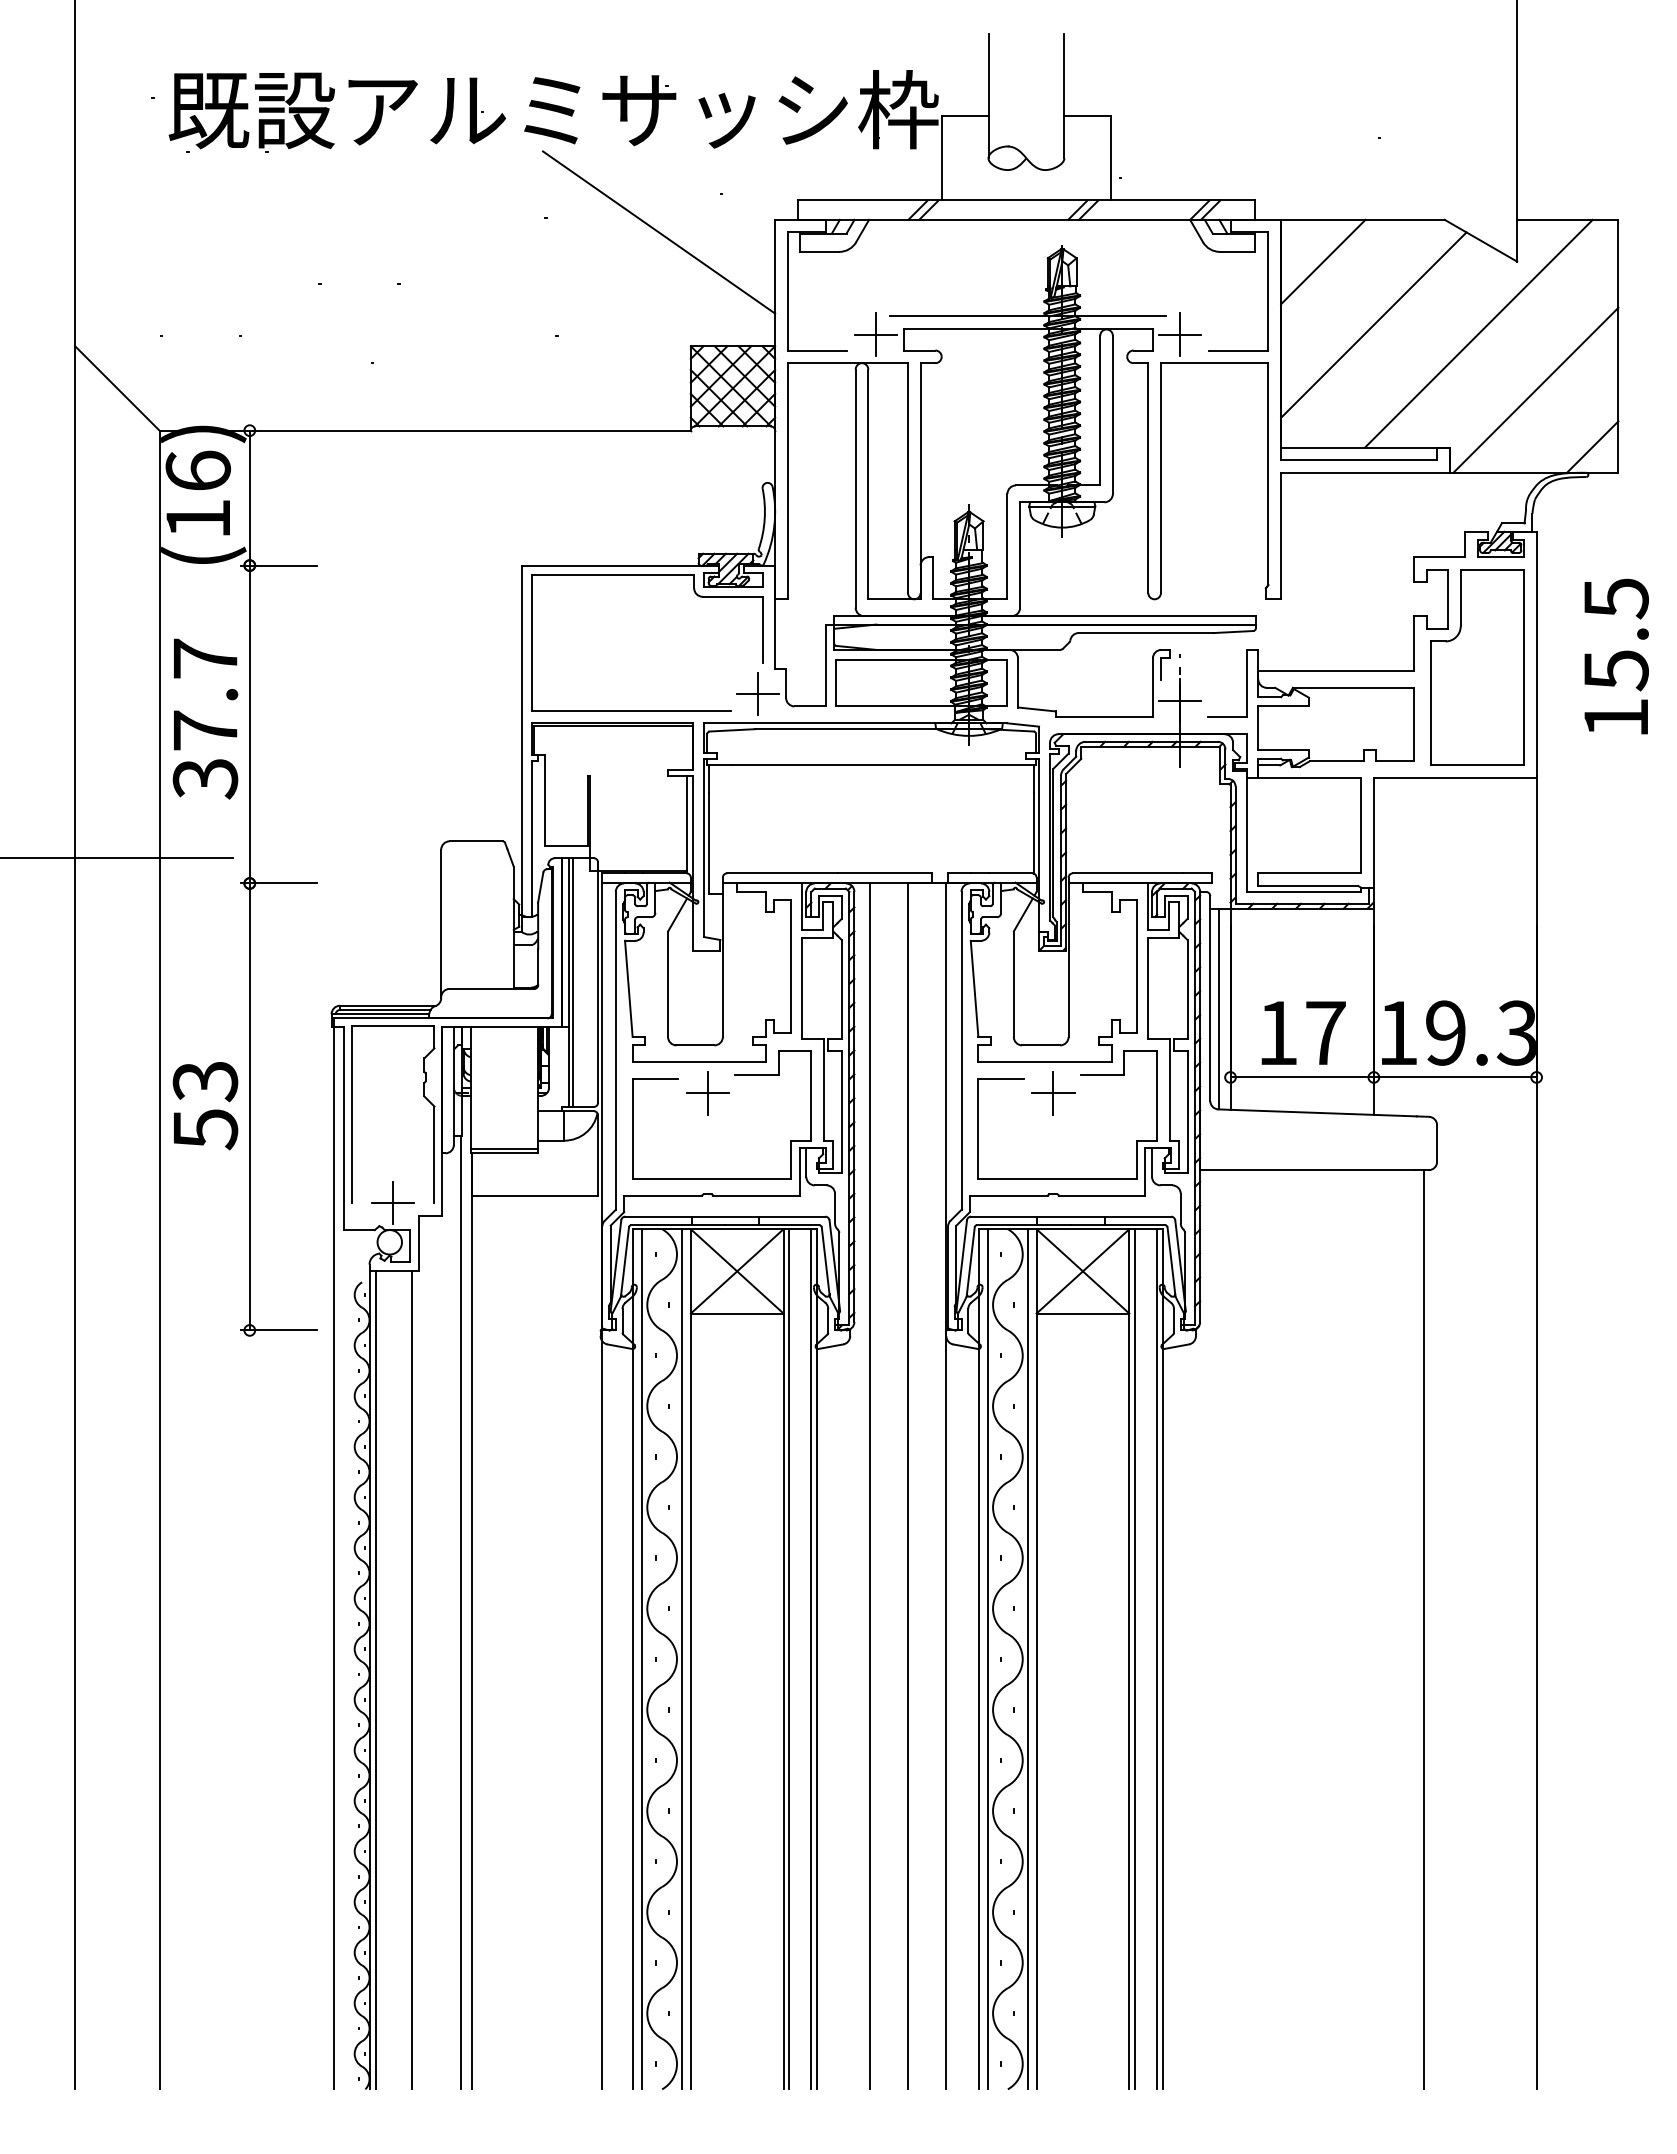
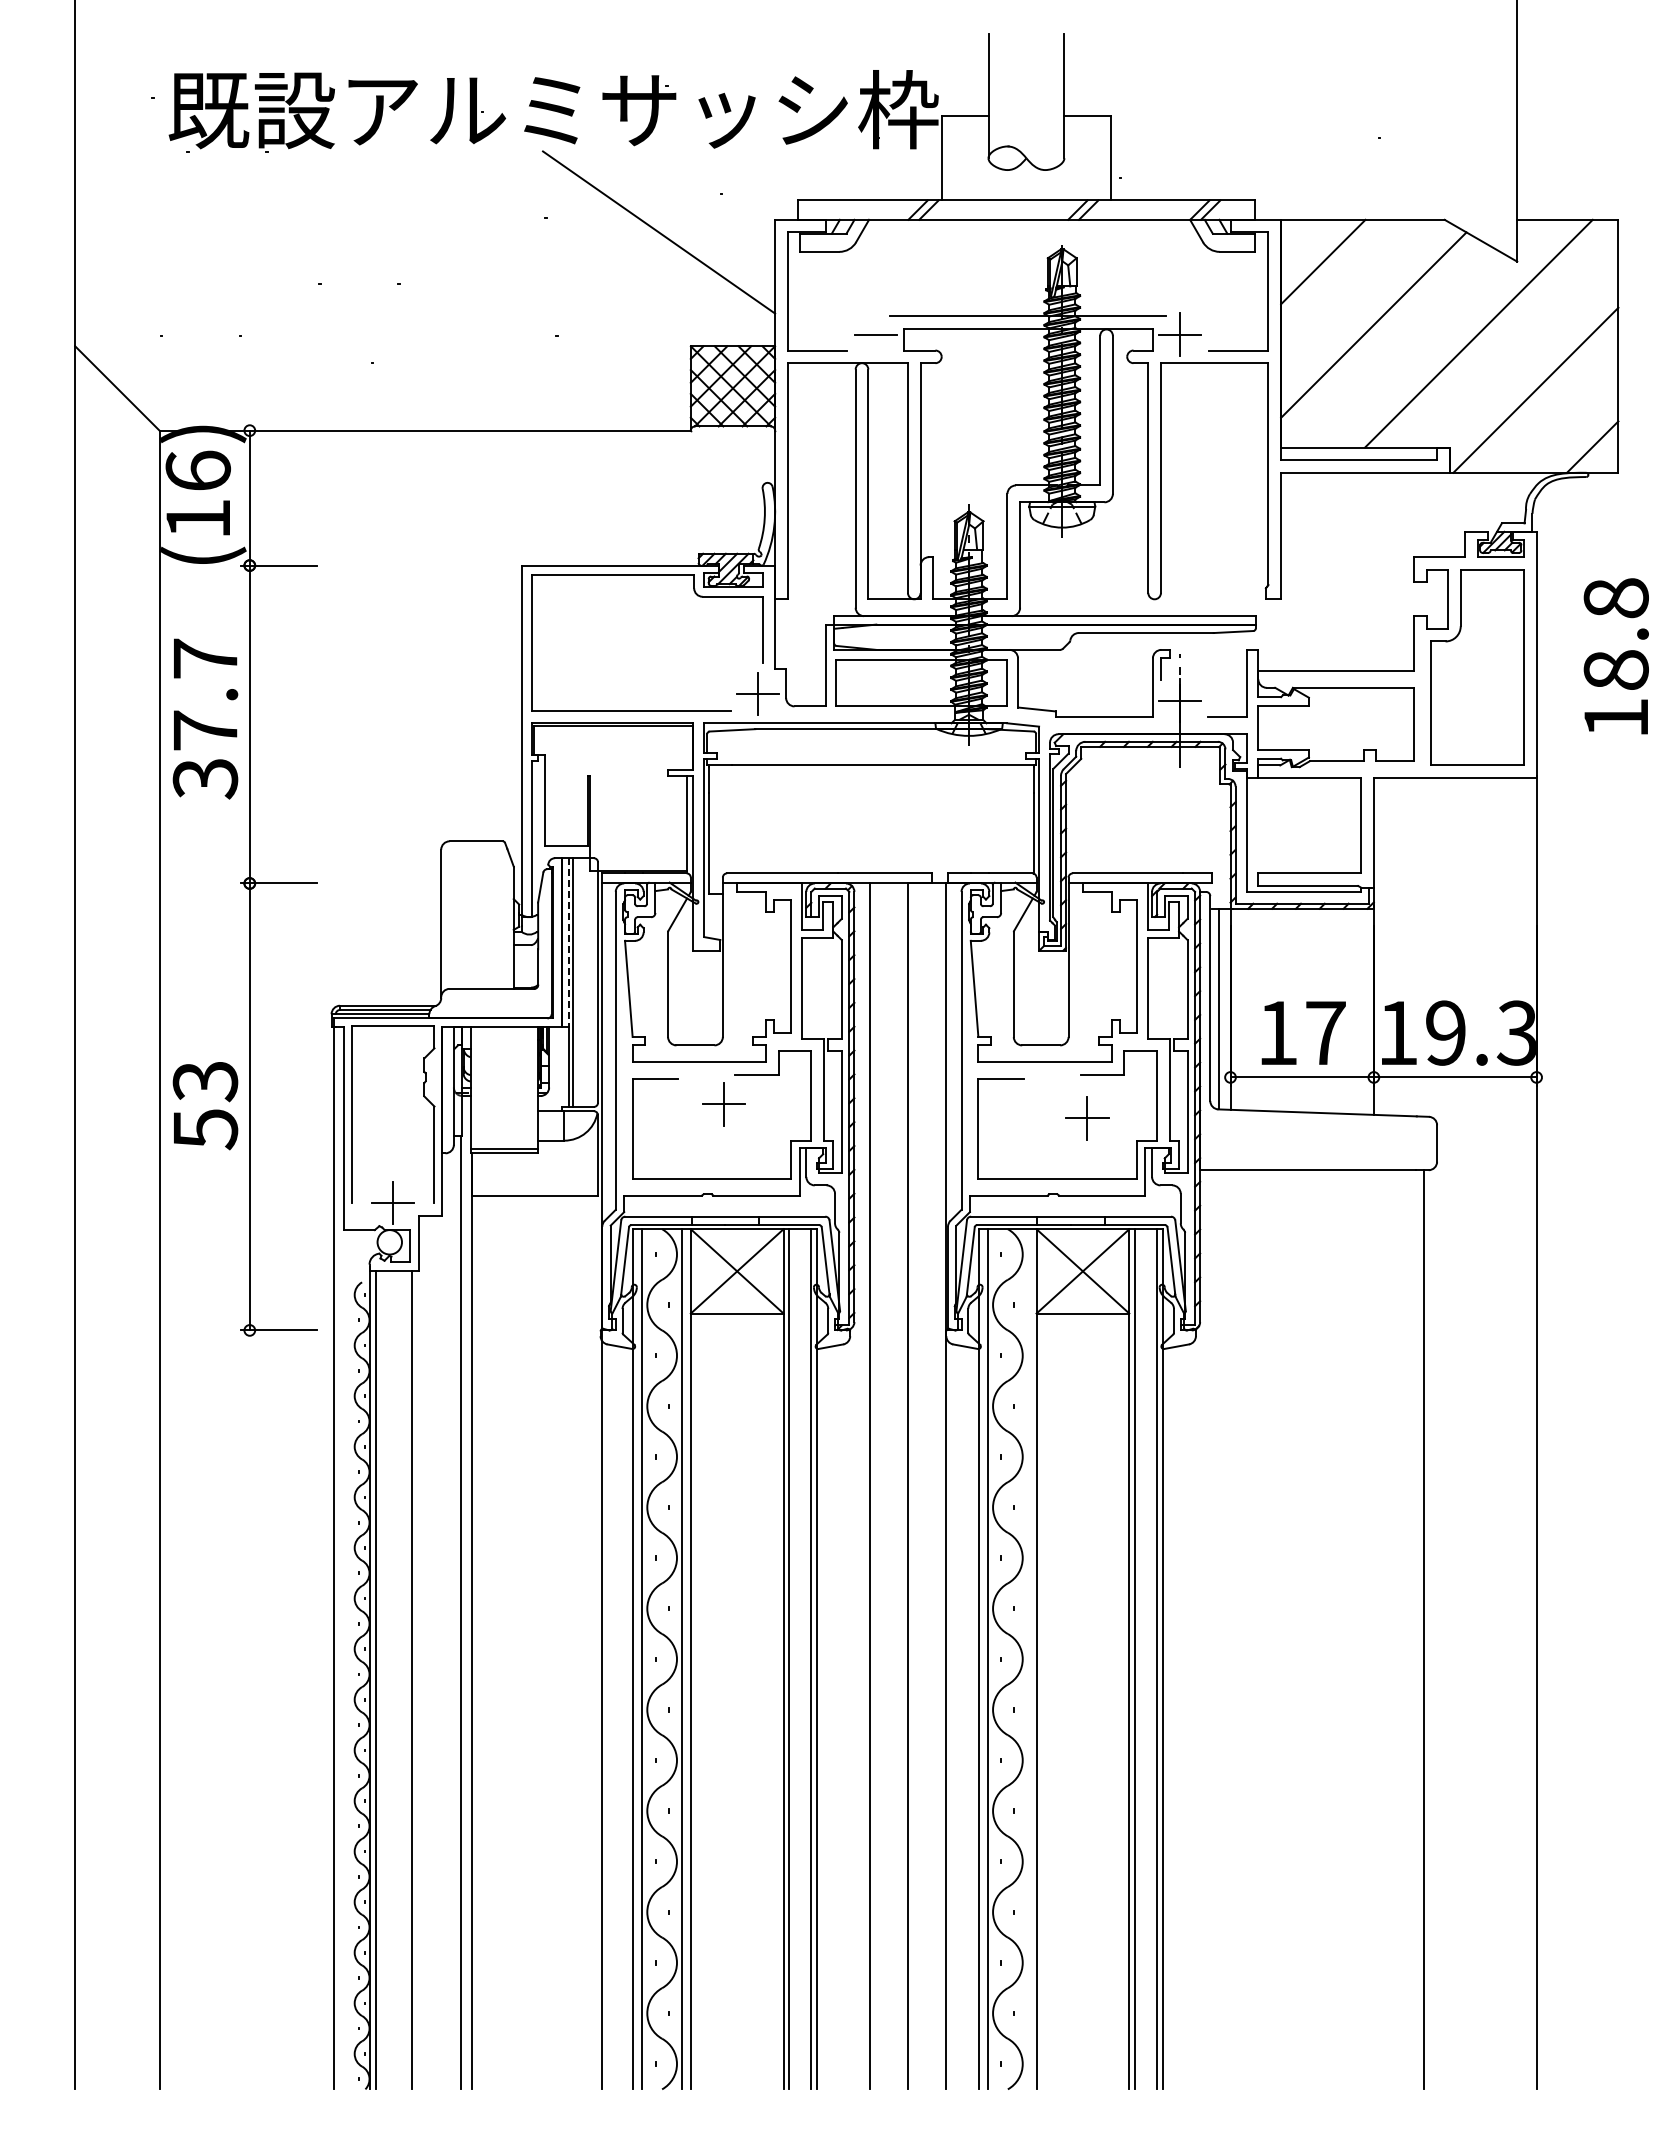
line: present -> none (876, 334)
text: 15.5 -> 18.8 (1615, 634)
line: present -> none (117, 858)
line: solid -> dashed (568, 943)
part position: (707, 1093) -> (723, 1104) (723, 1104)
part position: (1053, 1093) -> (1087, 1118) (1087, 1118)
line: present -> none (1028, 1659)
